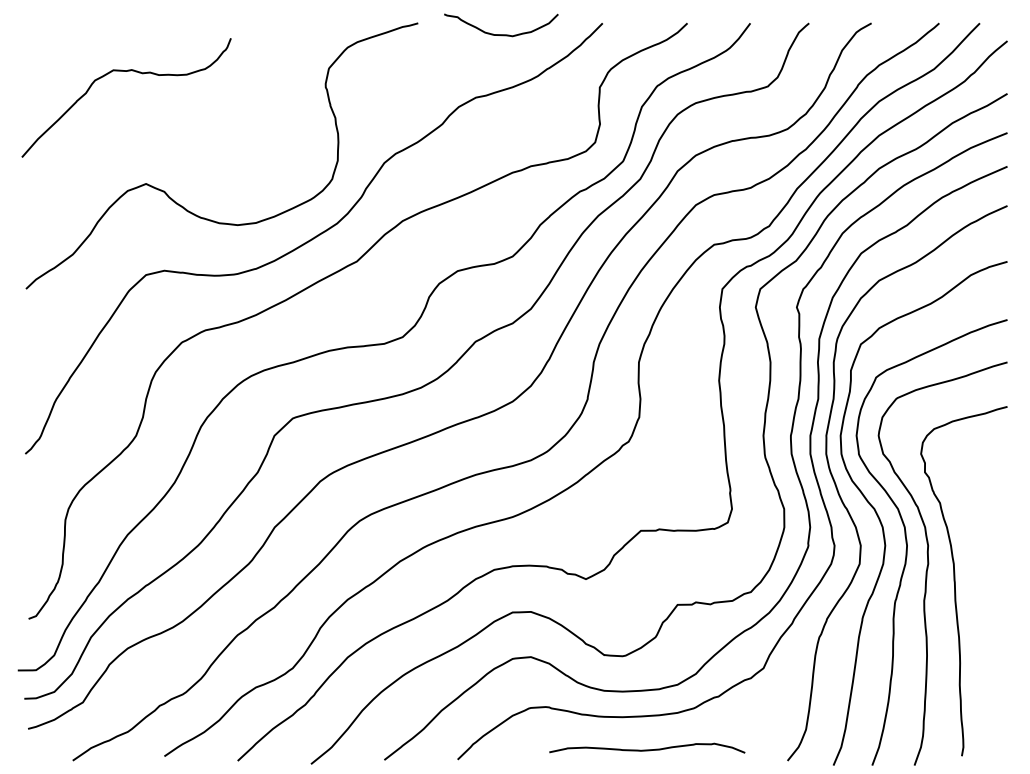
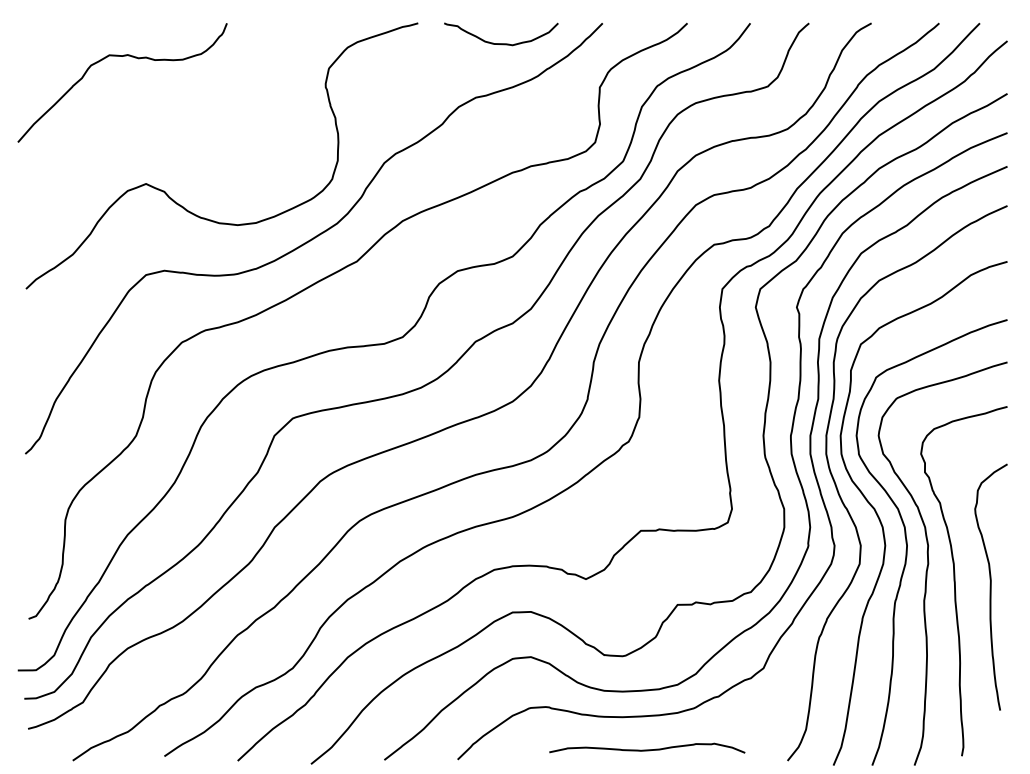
curve position: (501, 34) -> (501, 43) (501, 43)
curve position: (126, 71) -> (122, 56) (122, 56)
curve: none -> present (990, 586)
